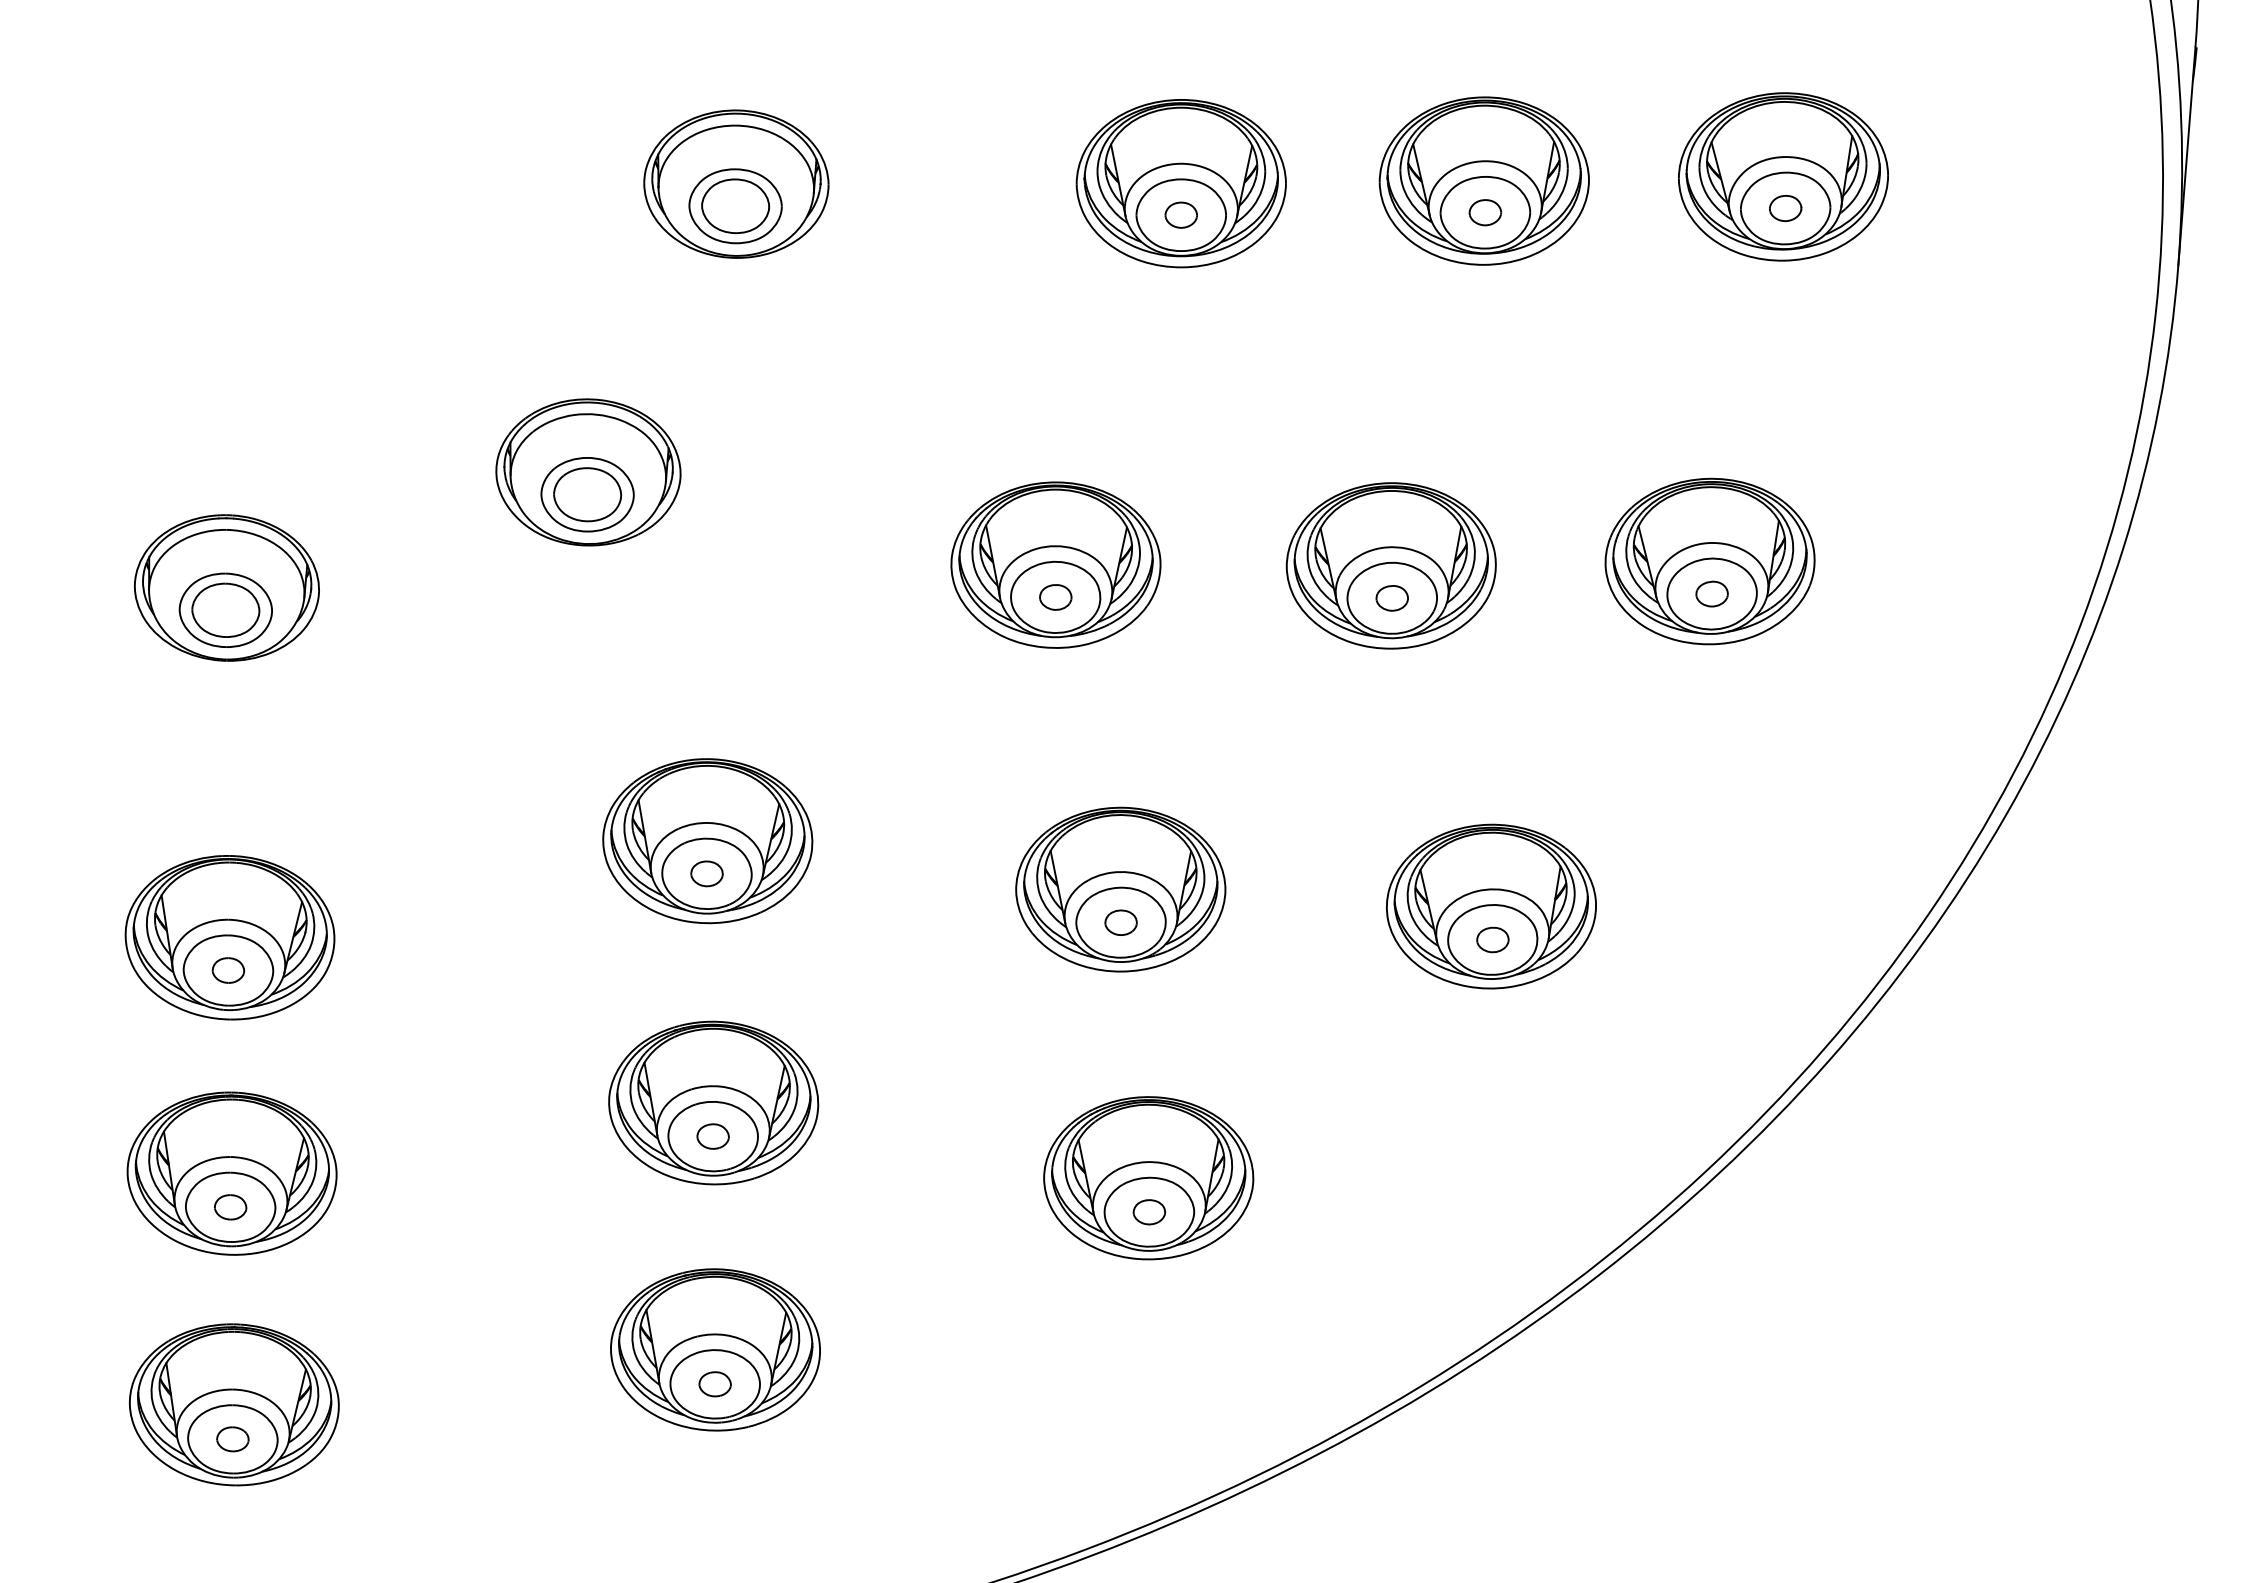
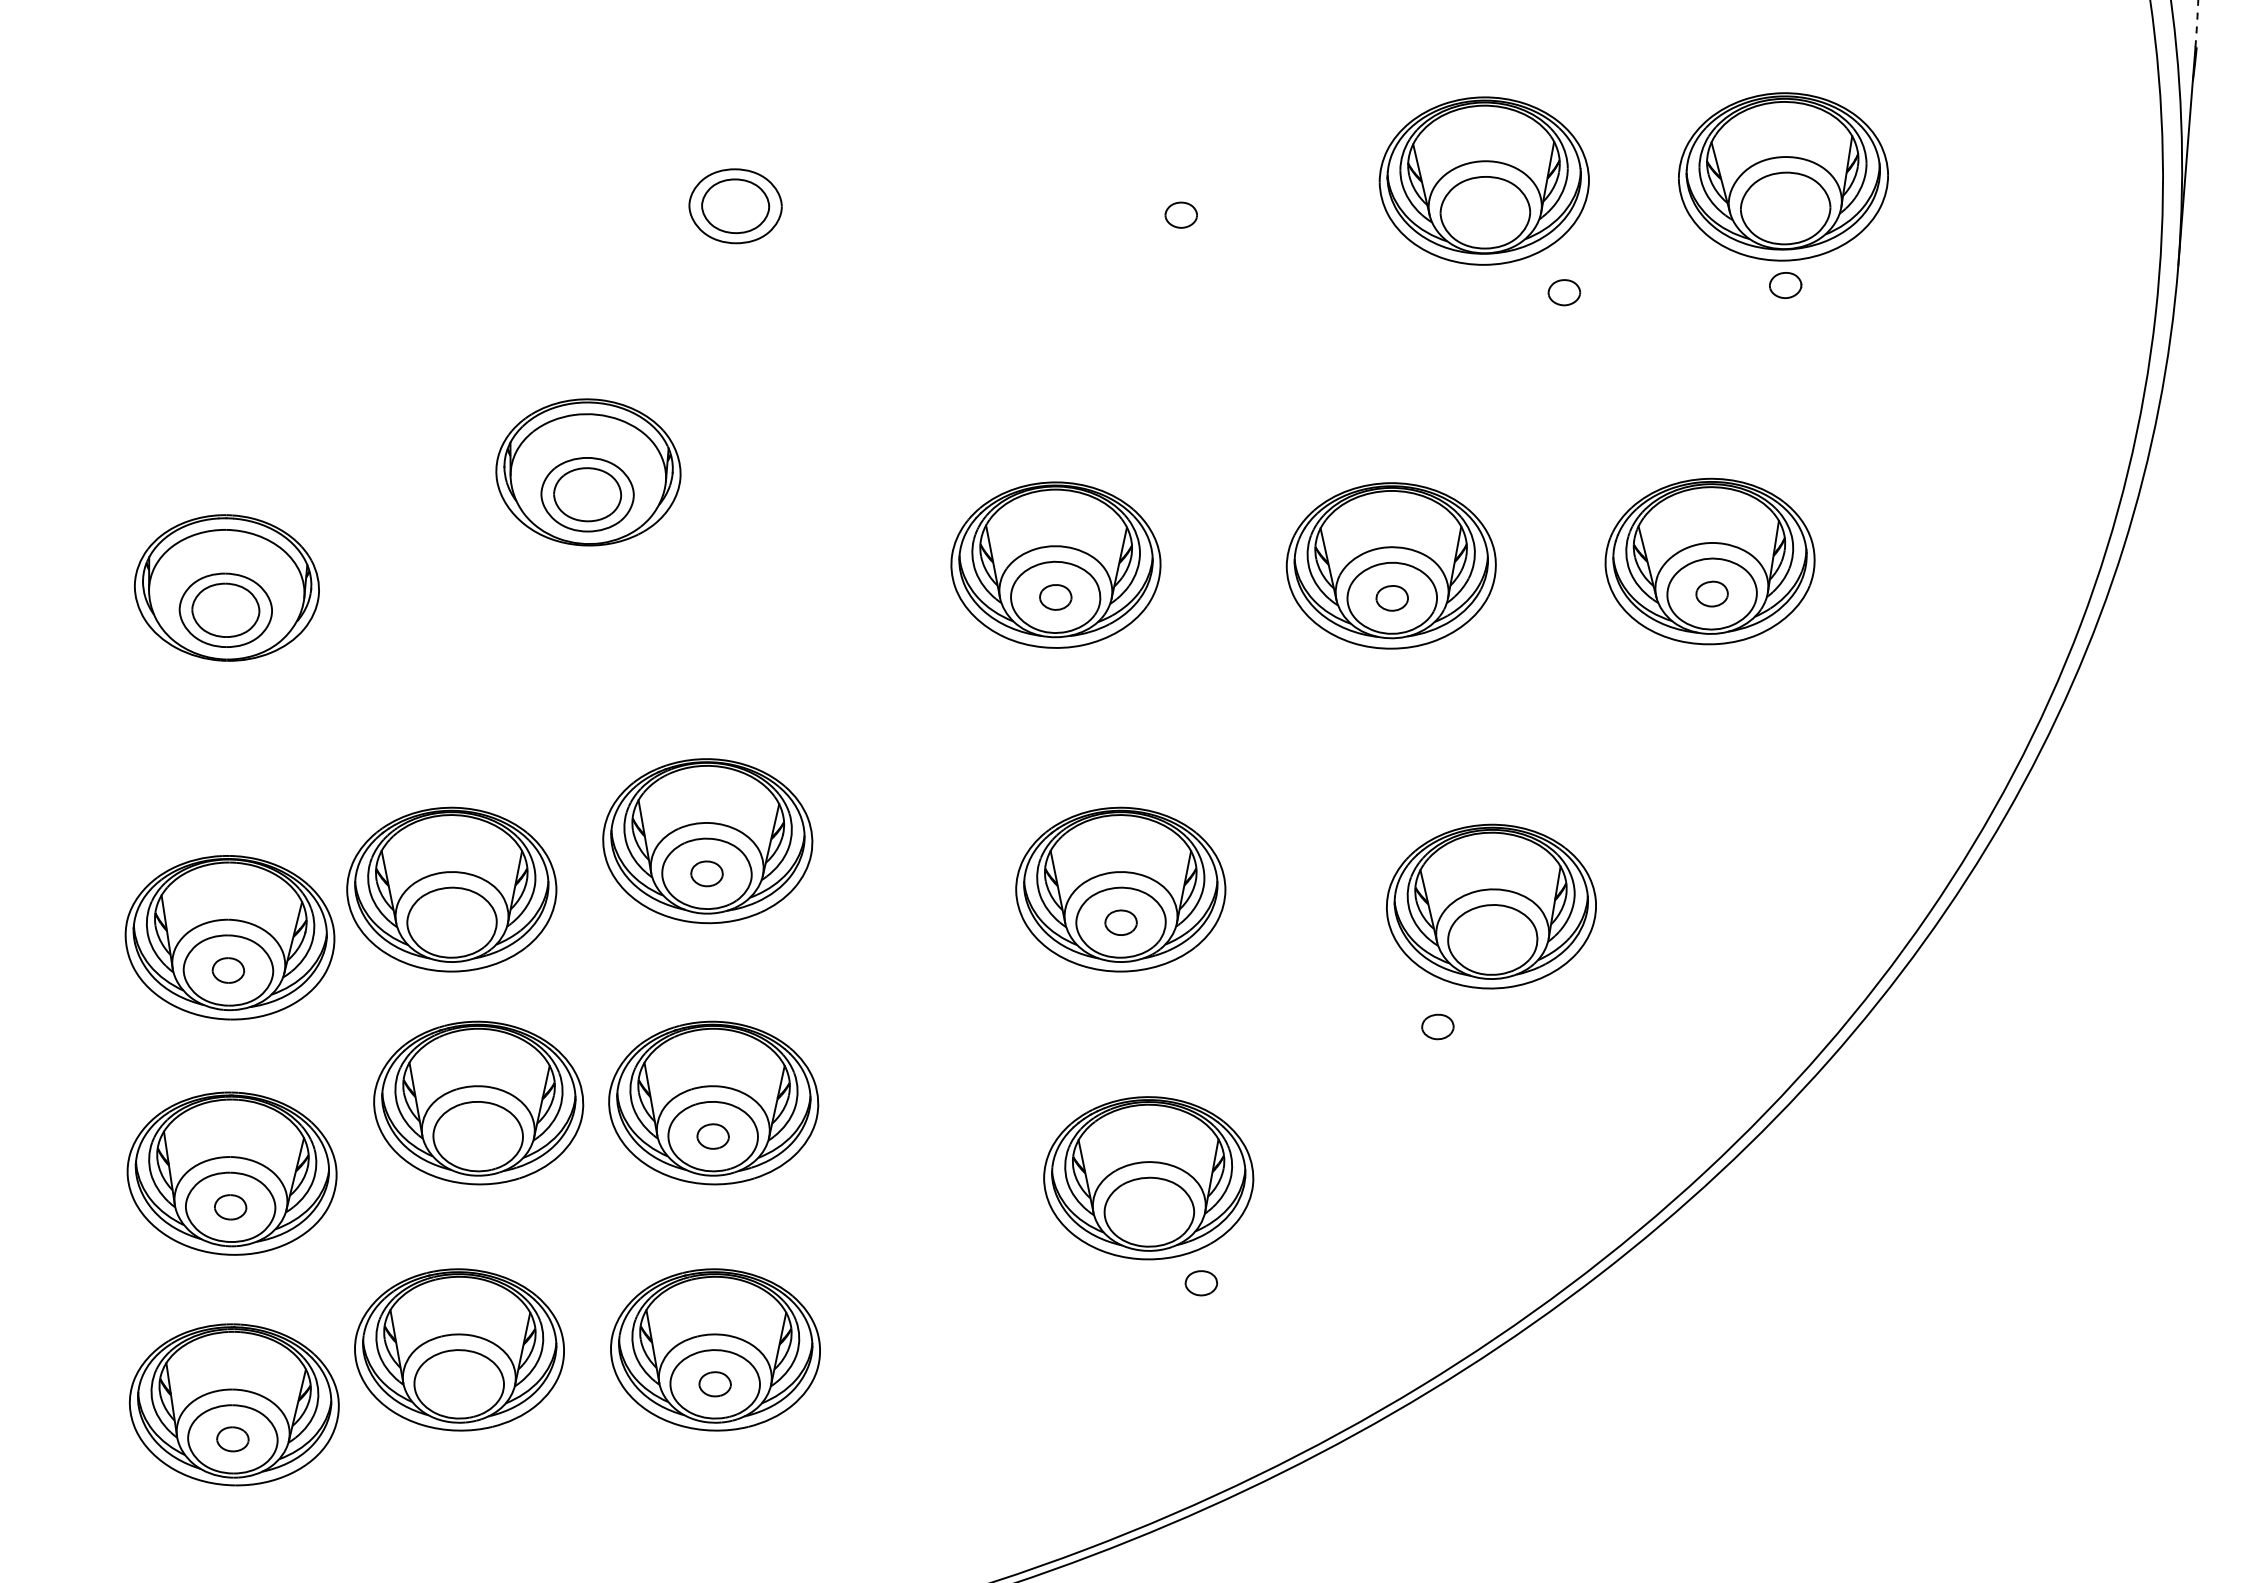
arc: solid -> dashed (2197, 23)
part: present -> none (736, 183)
part: present -> none (1180, 183)
part position: (1785, 208) -> (1785, 285) (1785, 285)
part position: (1485, 212) -> (1564, 292) (1564, 292)
part: none -> present (451, 889)
part position: (1492, 939) -> (1437, 1026) (1437, 1026)
part: none -> present (478, 1102)
part position: (1149, 1212) -> (1201, 1283) (1201, 1283)
part: none -> present (459, 1349)
